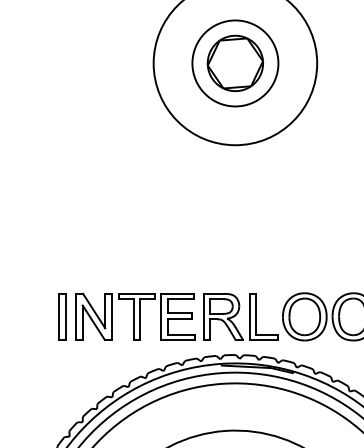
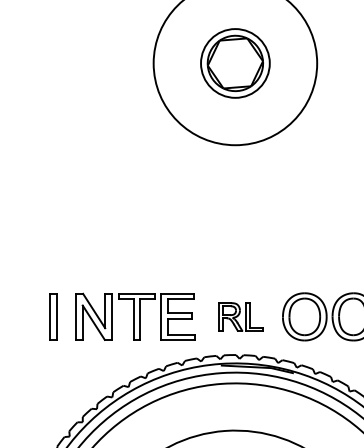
circle diameter: 86 px -> 69 px (235, 63)
part position: (62, 316) -> (53, 316) (53, 316)
part size: 76x48 px -> 46x30 px (240, 316)
